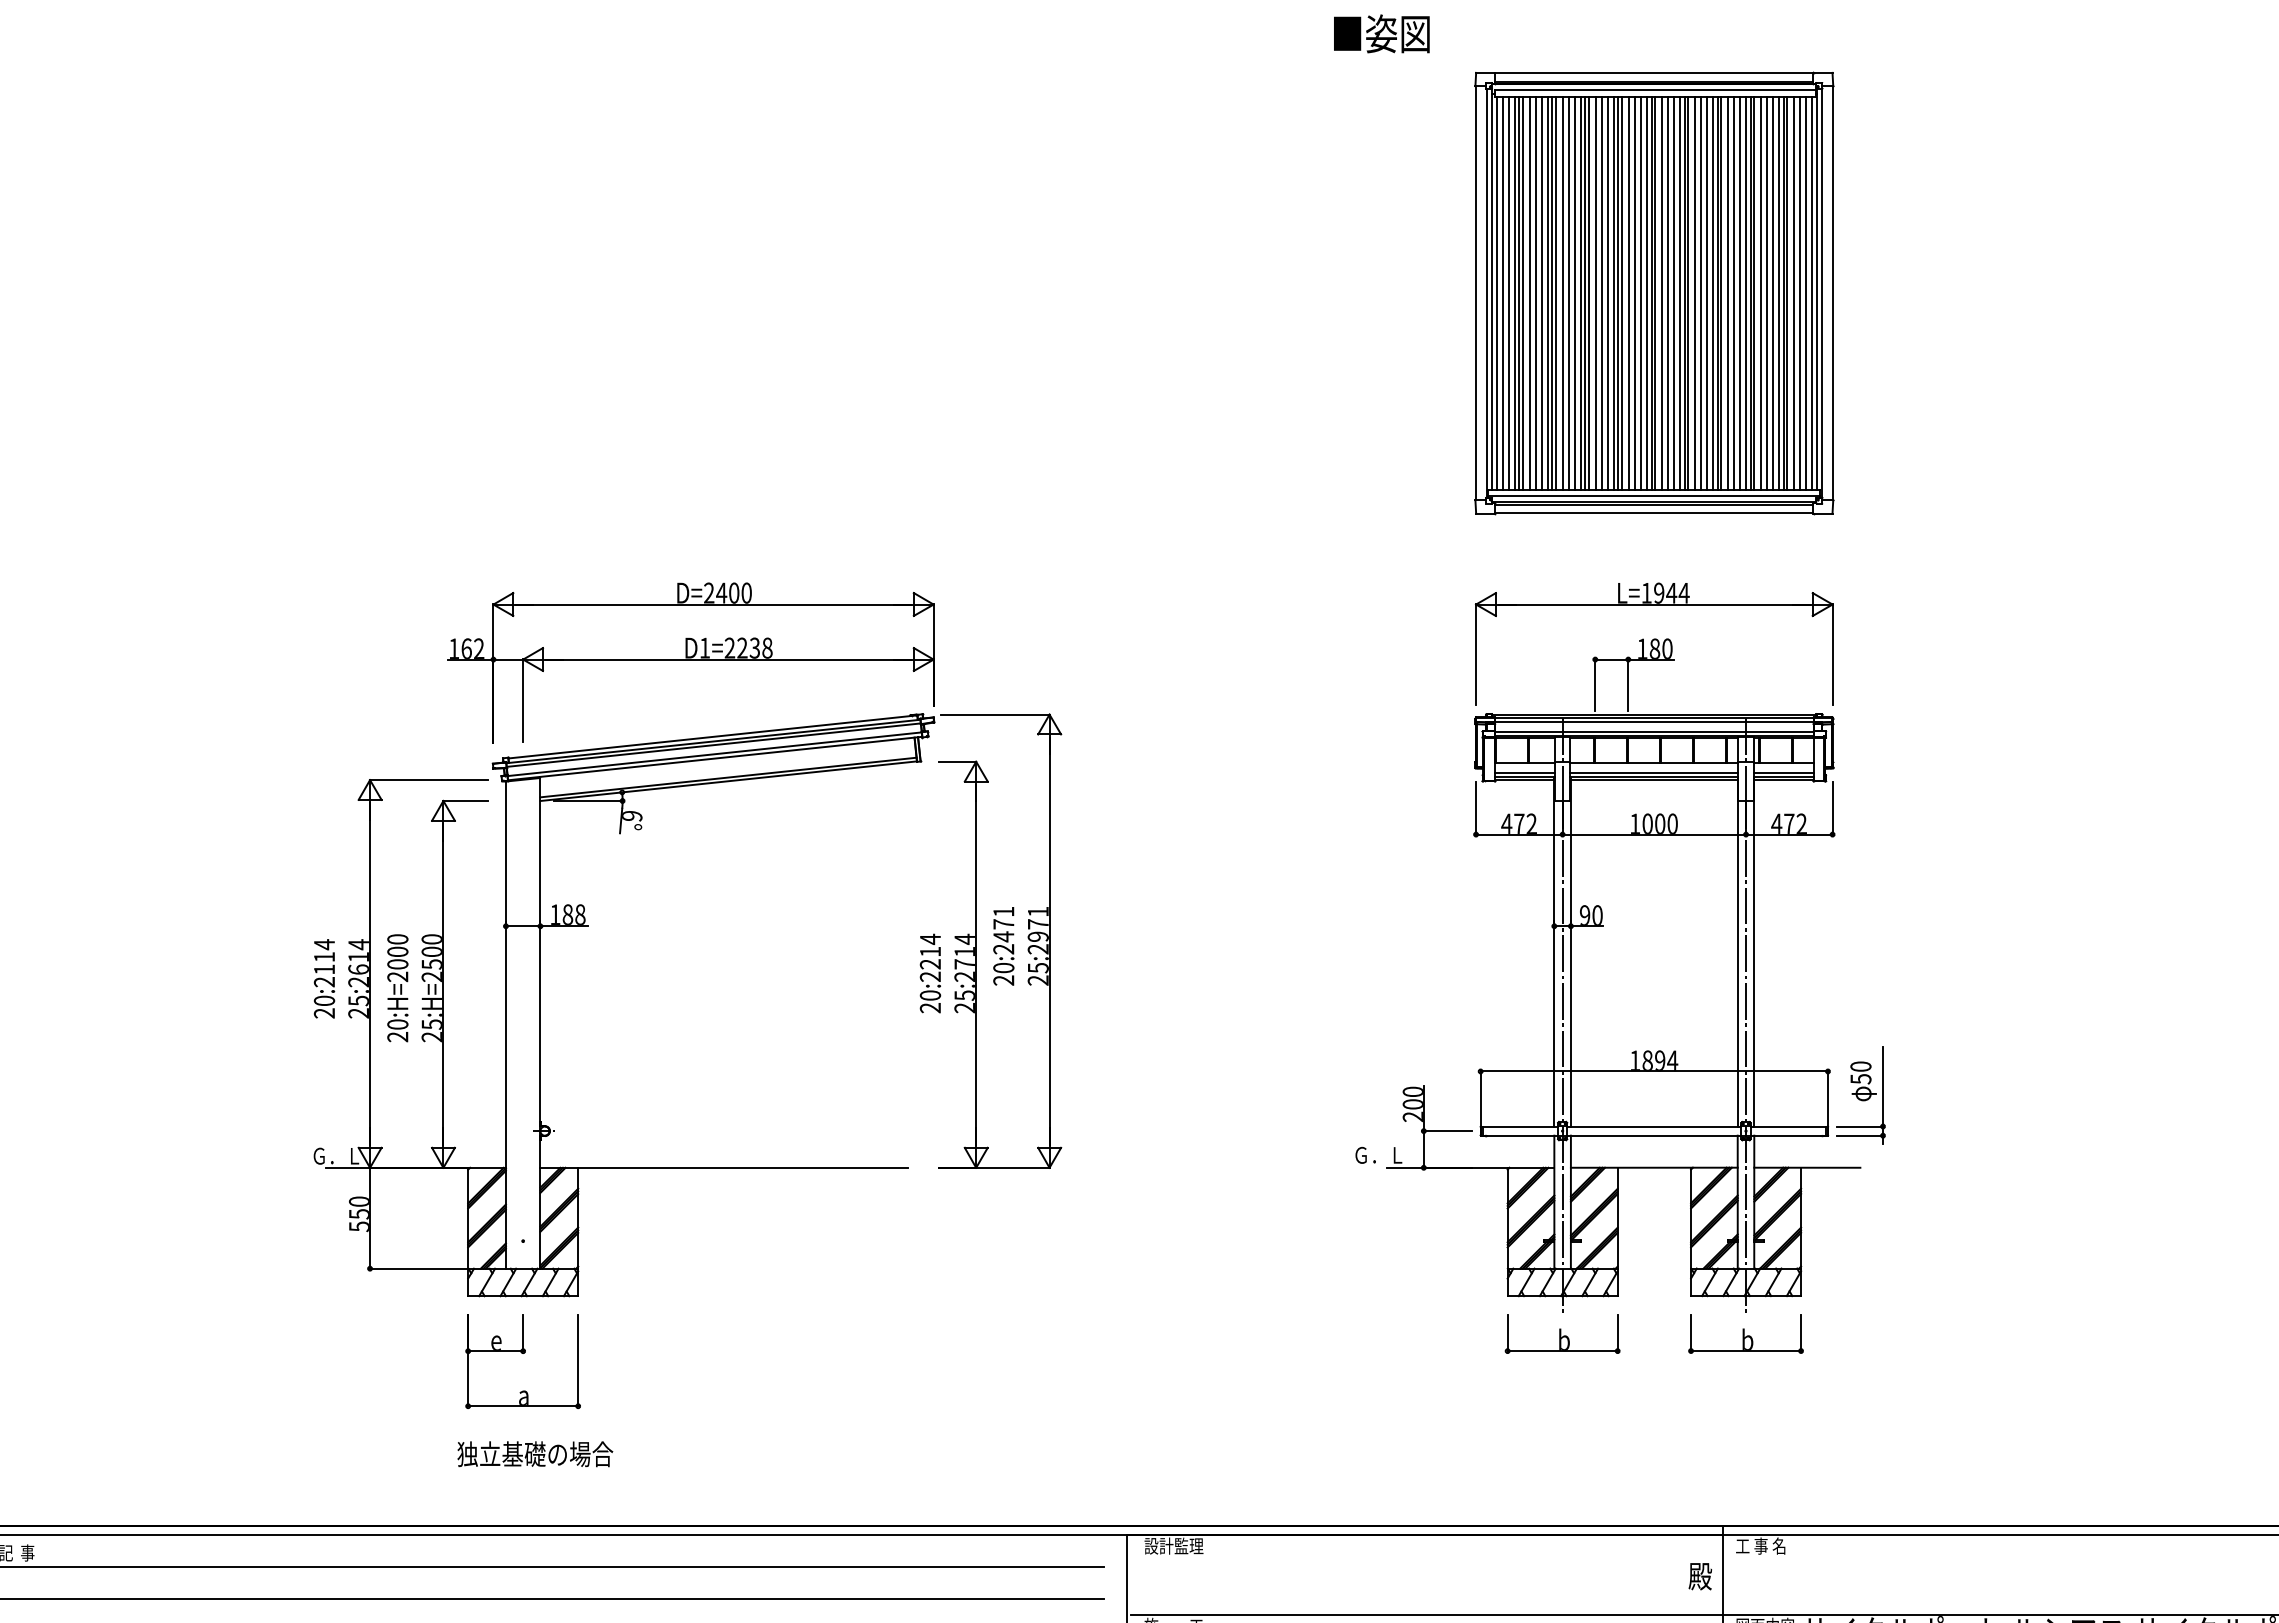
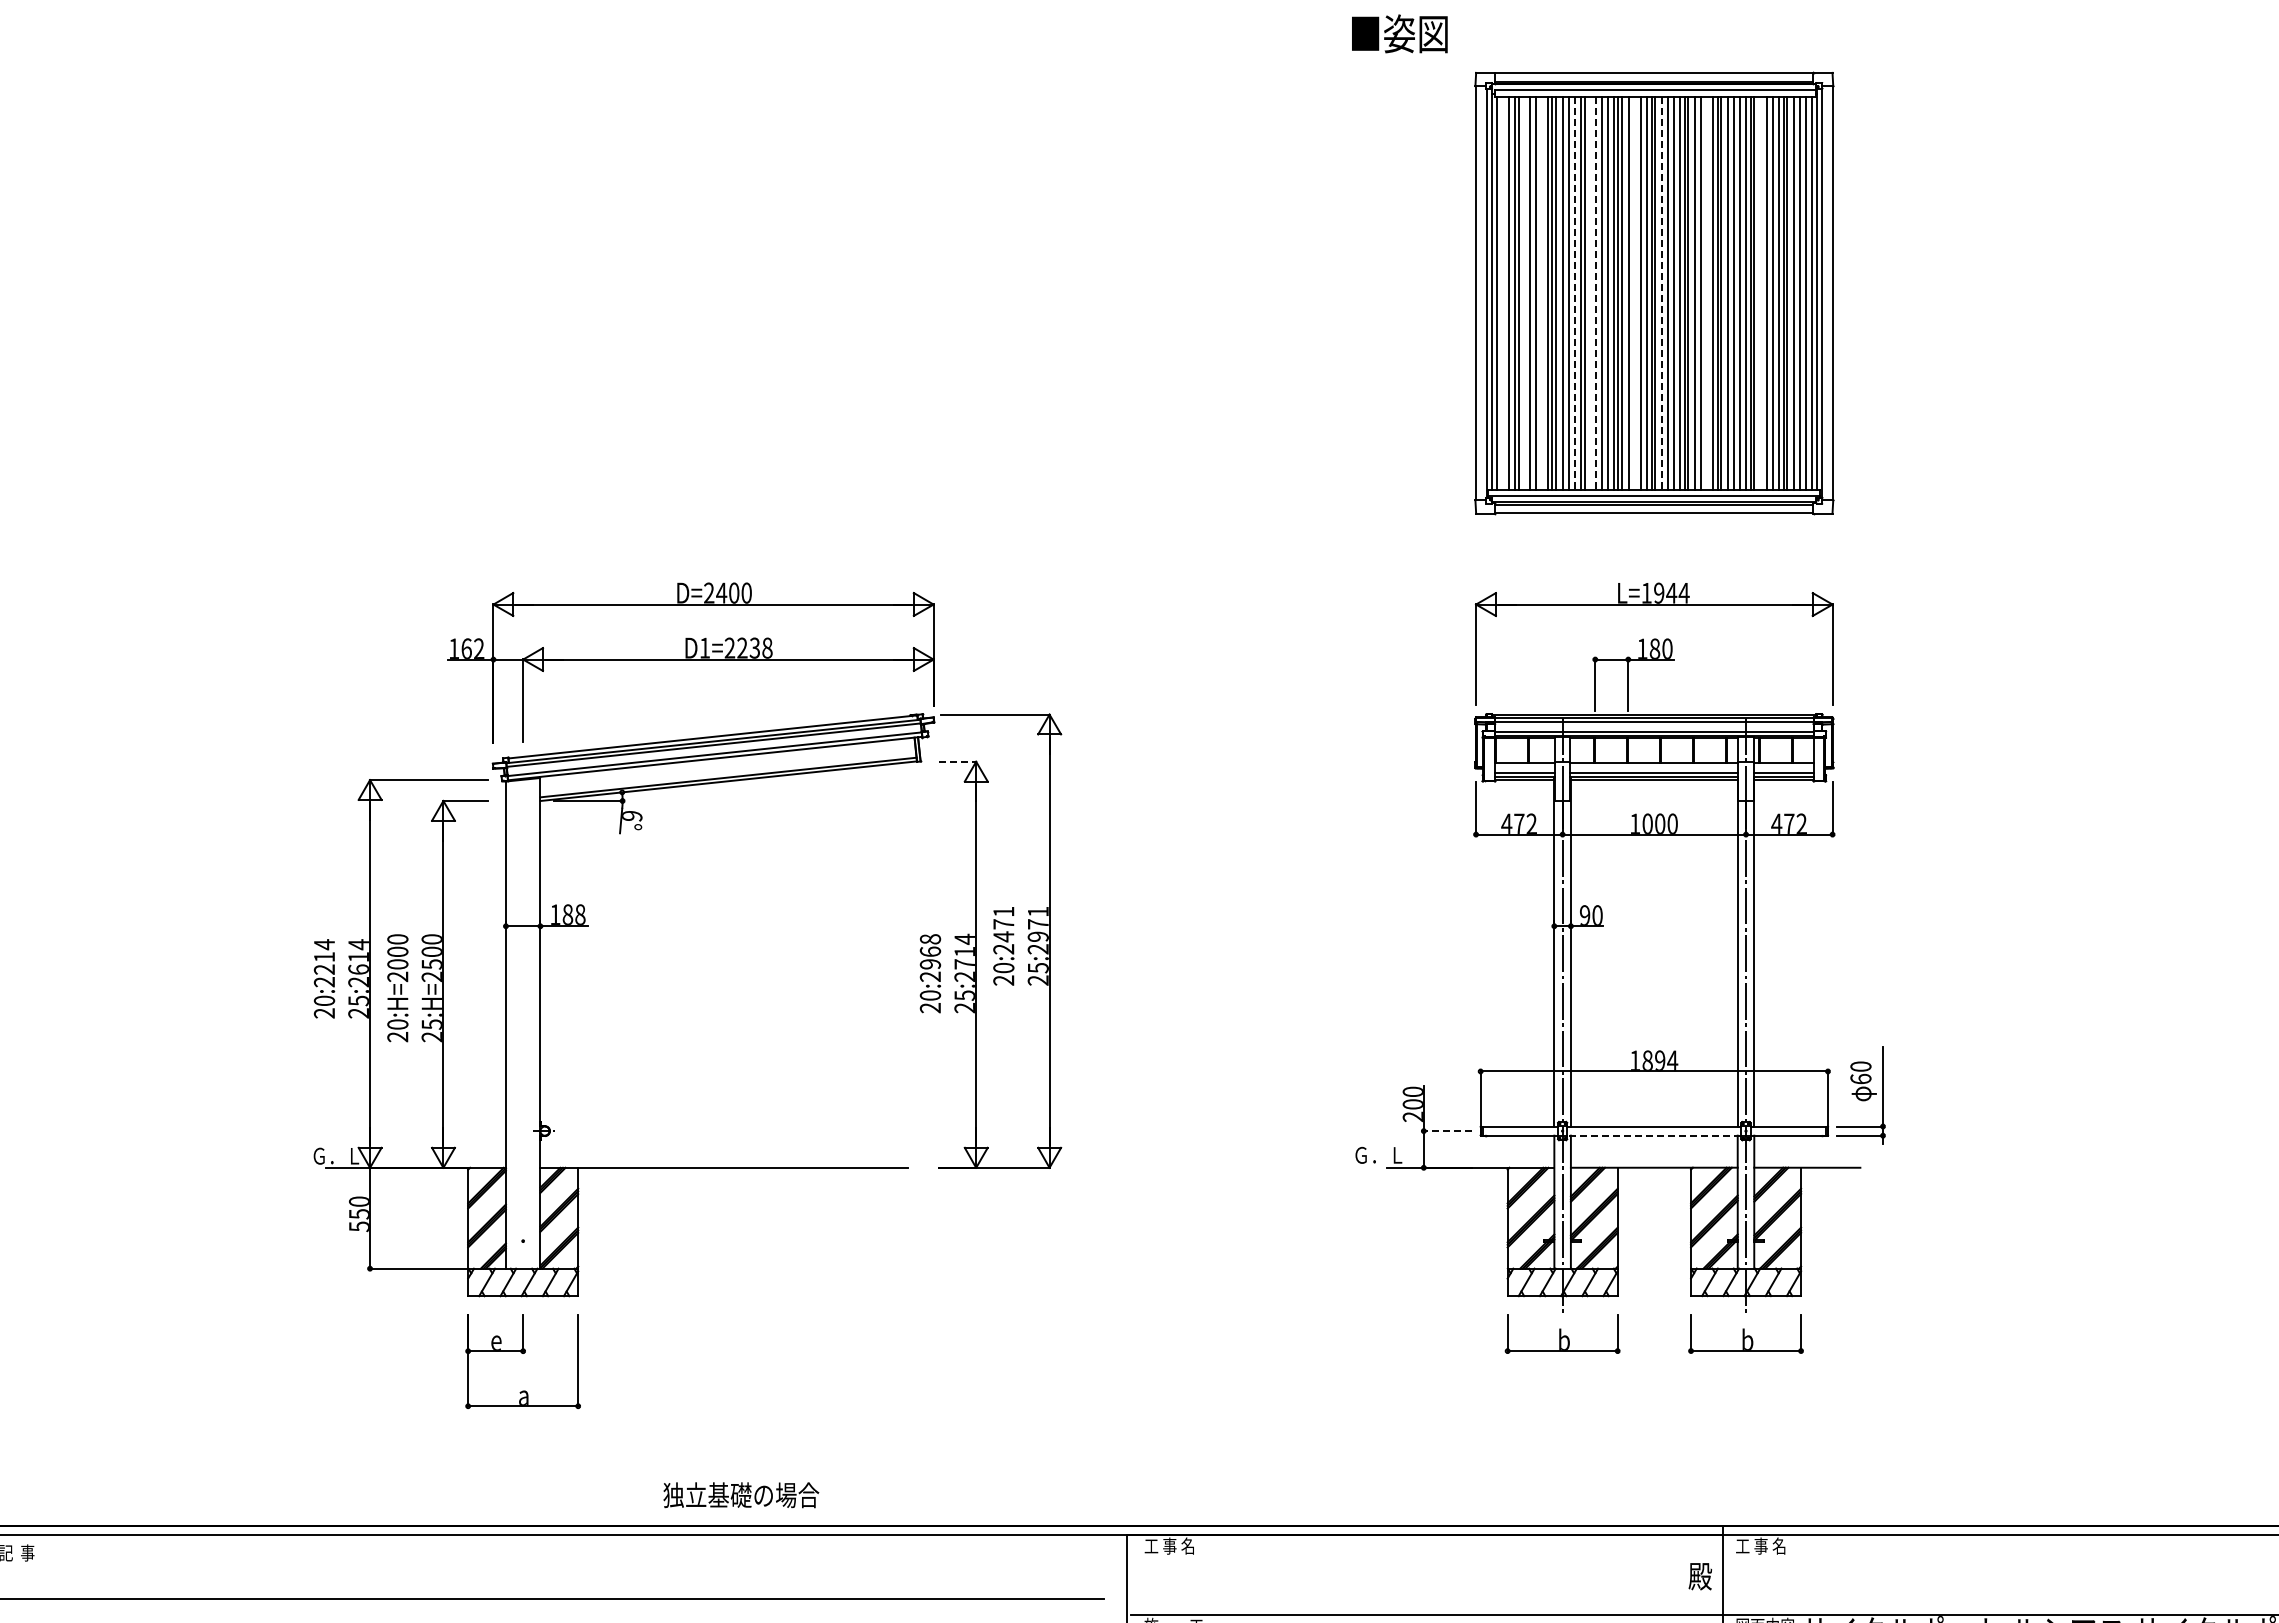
text position: (1381, 33) -> (1399, 33) (1399, 33)
line: present -> none (1503, 292)
line: present -> none (1522, 292)
line: present -> none (1541, 292)
line: present -> none (1588, 292)
line: present -> none (1635, 292)
line: present -> none (1706, 292)
line: present -> none (1760, 292)
line: solid -> dashed (1574, 293)
line: solid -> dashed (1595, 293)
line: solid -> dashed (1661, 293)
line: solid -> dashed (957, 761)
text: 20:2214 -> 20:2968 (930, 951)
text: 20:2114 -> 20:2214 (323, 969)
text: 50 -> 60 (1860, 1078)
line: solid -> dashed (1447, 1131)
line: solid -> dashed (1653, 1135)
text position: (535, 1454) -> (741, 1495) (741, 1495)
text: 設計監理 -> 工 事 名 (1173, 1545)
line: present -> none (553, 1566)
